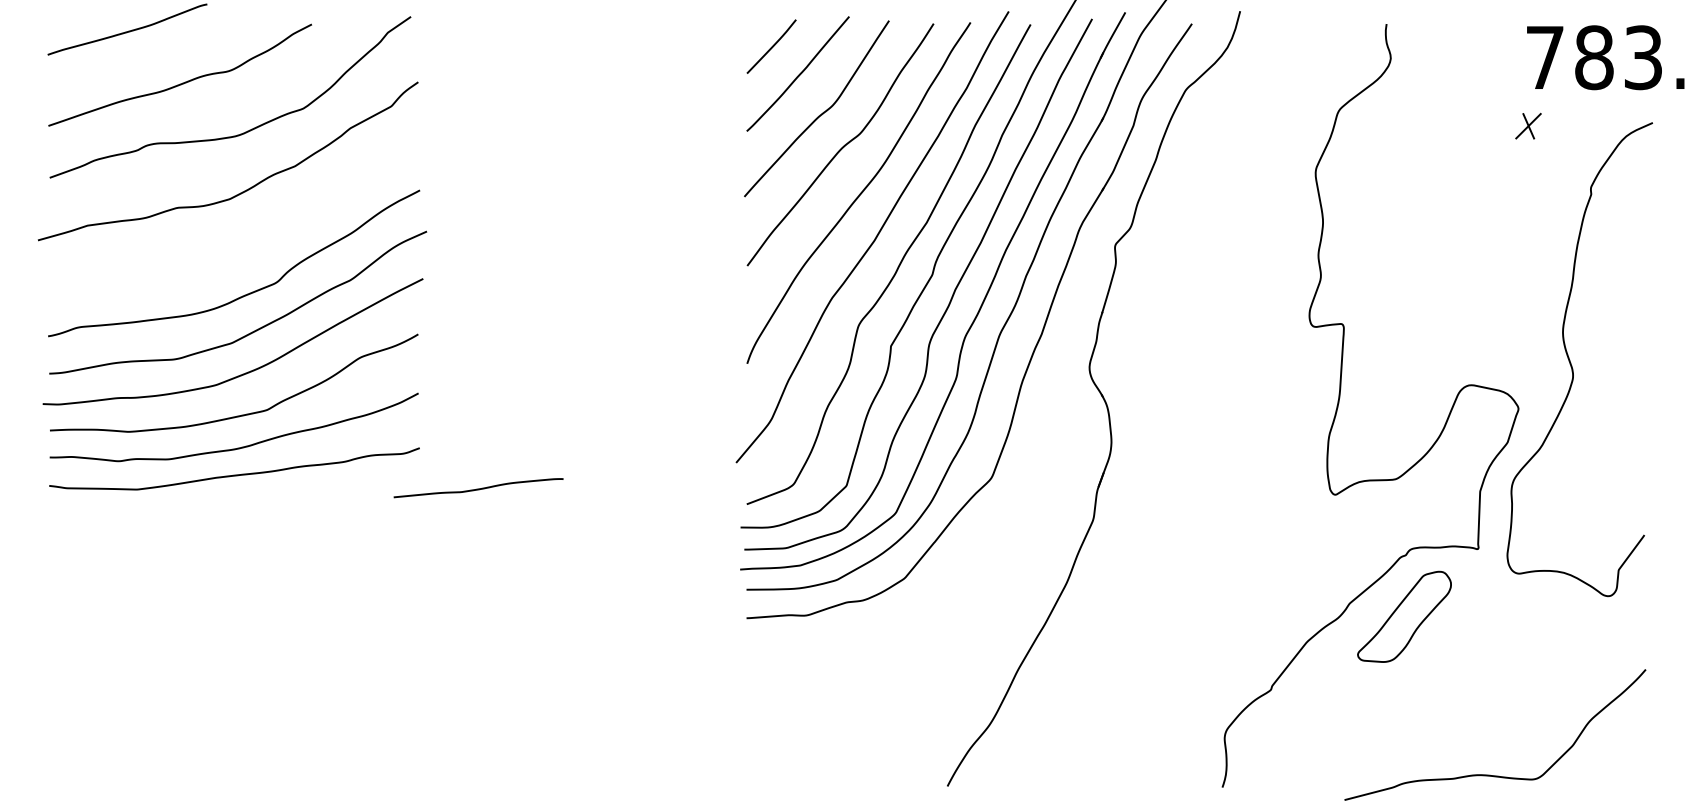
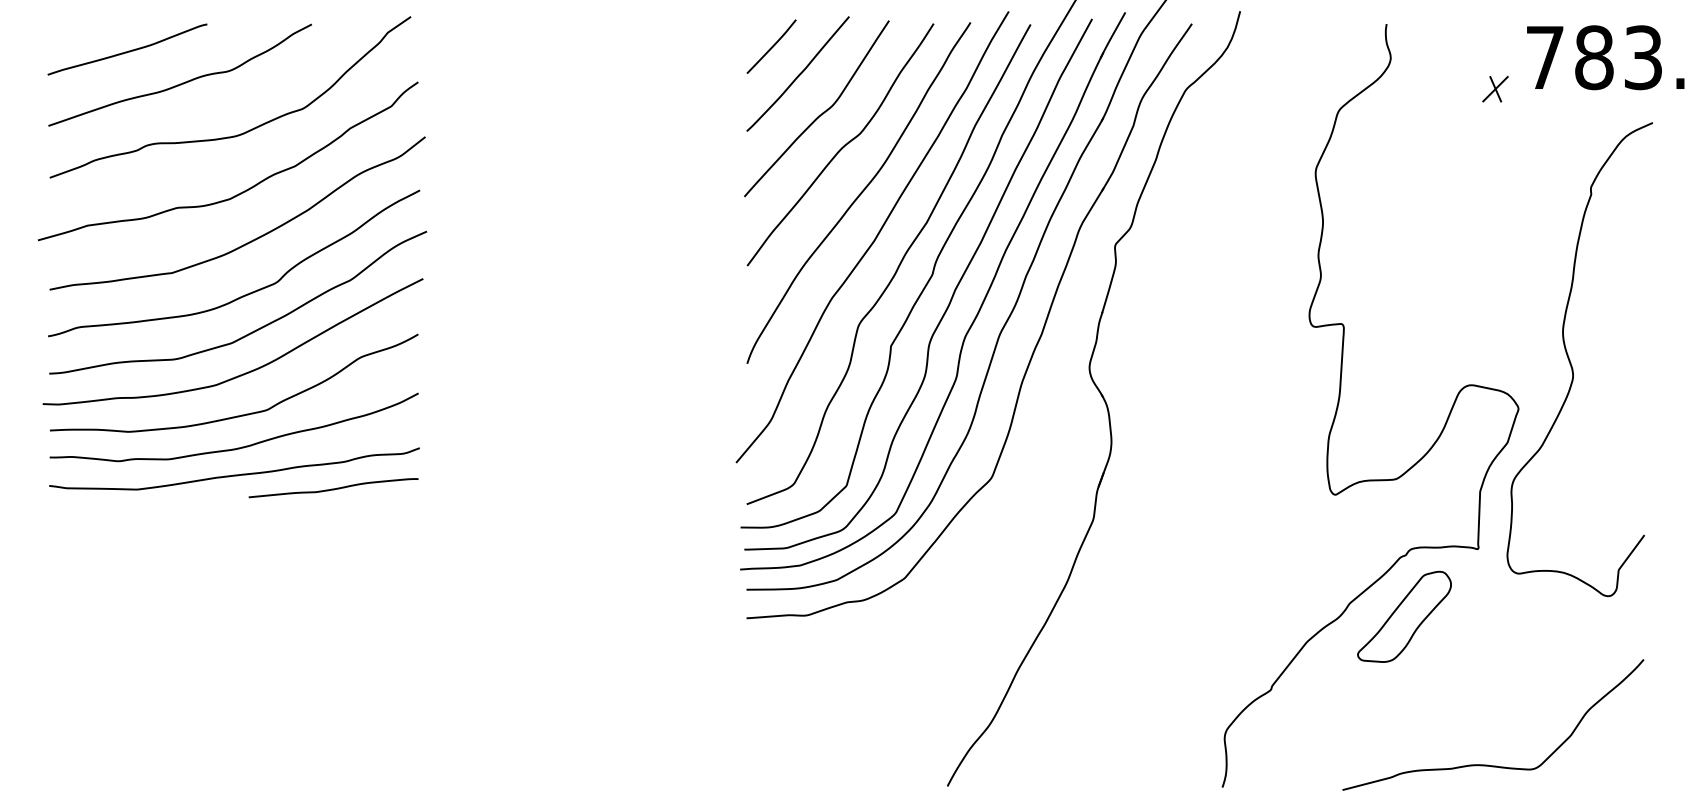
curve position: (128, 30) -> (128, 50) (128, 50)
part position: (1528, 125) -> (1495, 88) (1495, 88)
curve: none -> present (251, 240)
curve position: (478, 488) -> (333, 488) (333, 488)
curve position: (1490, 774) -> (1488, 764) (1488, 764)
